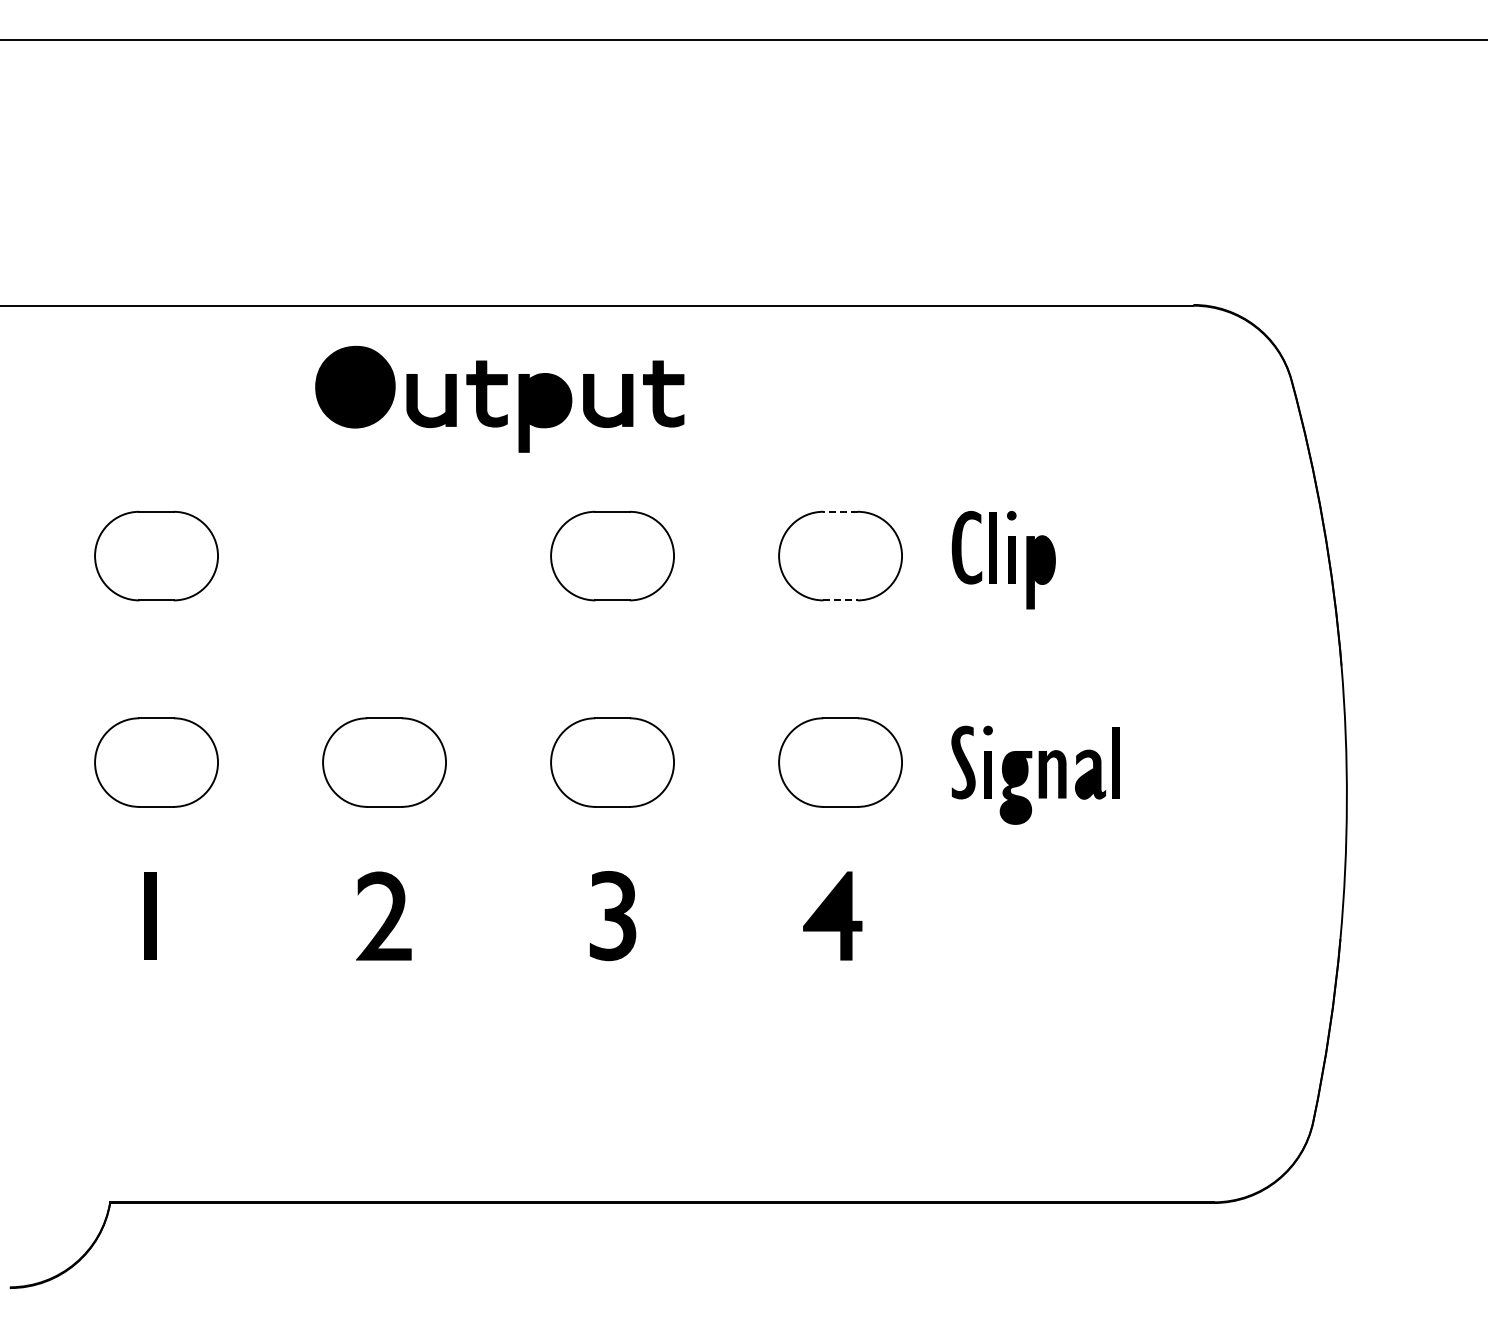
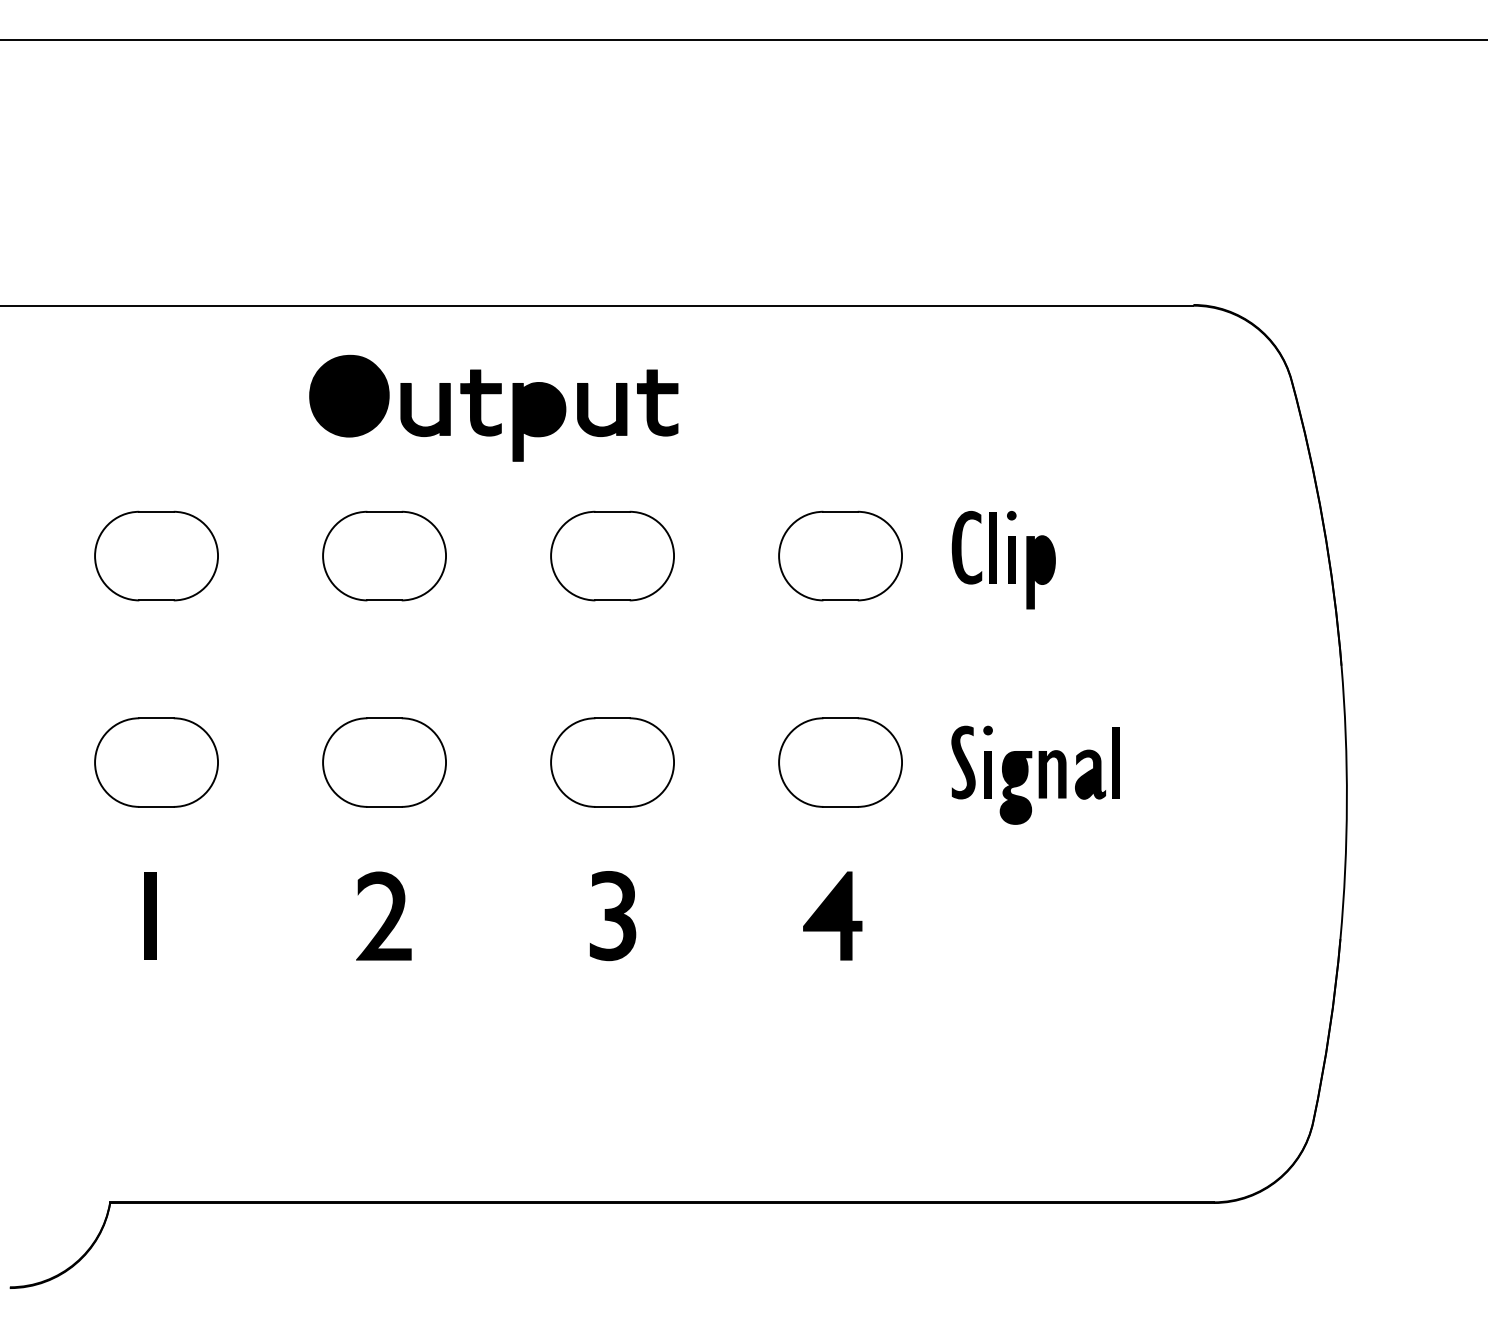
part position: (487, 398) -> (481, 407) (481, 407)
line: dashed -> solid (840, 511)
part: none -> present (384, 555)
line: dashed -> solid (841, 600)
